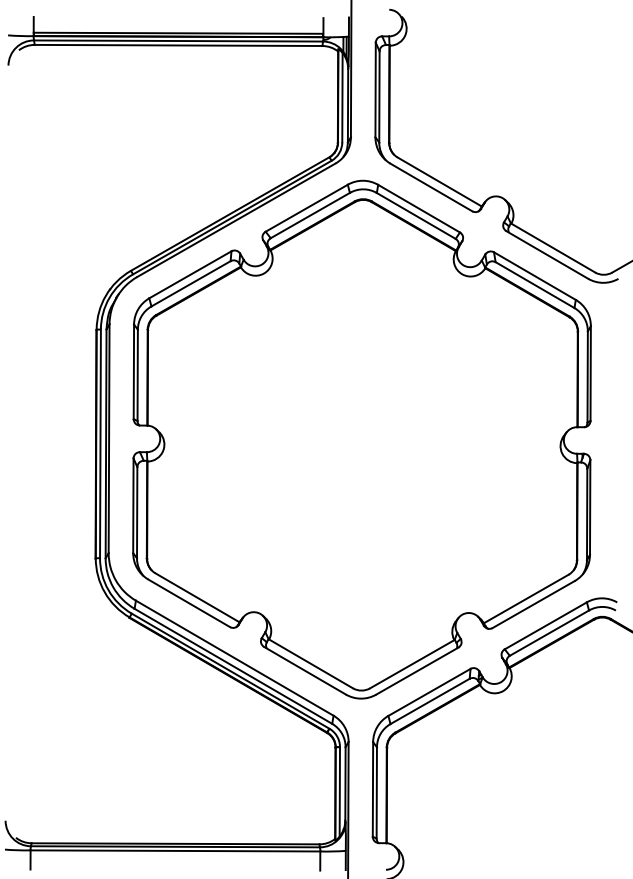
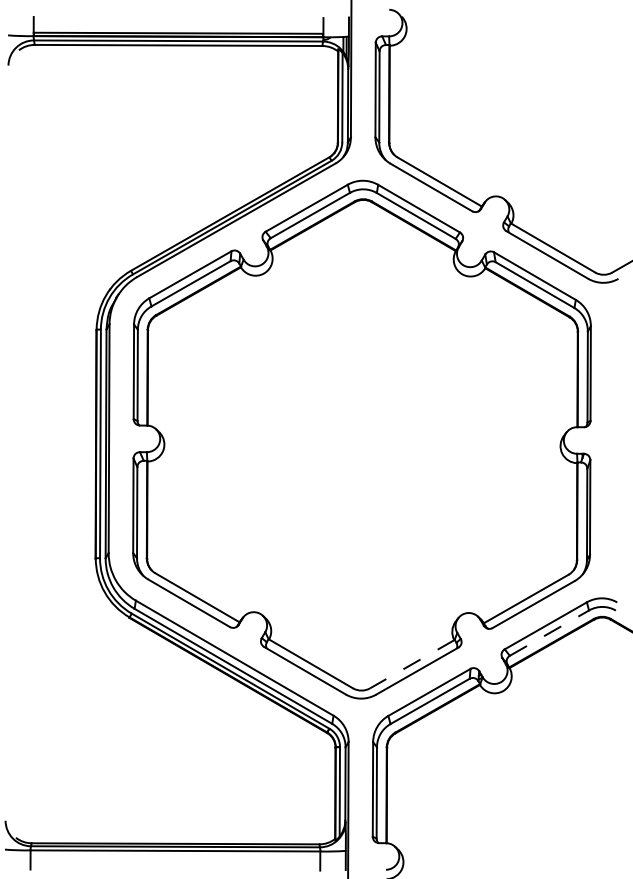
line: solid -> dashed (549, 633)
line: solid -> dashed (412, 664)
